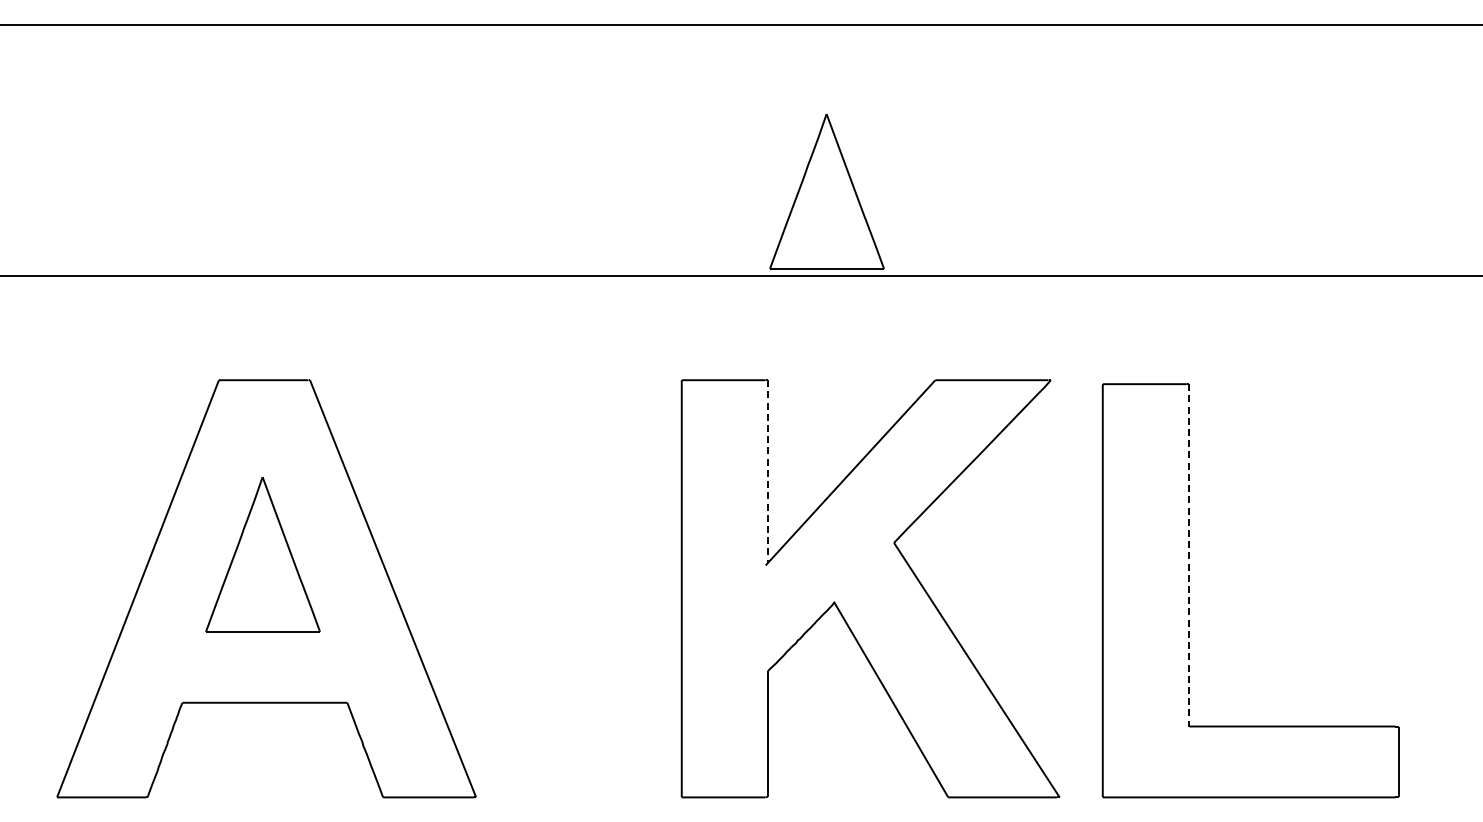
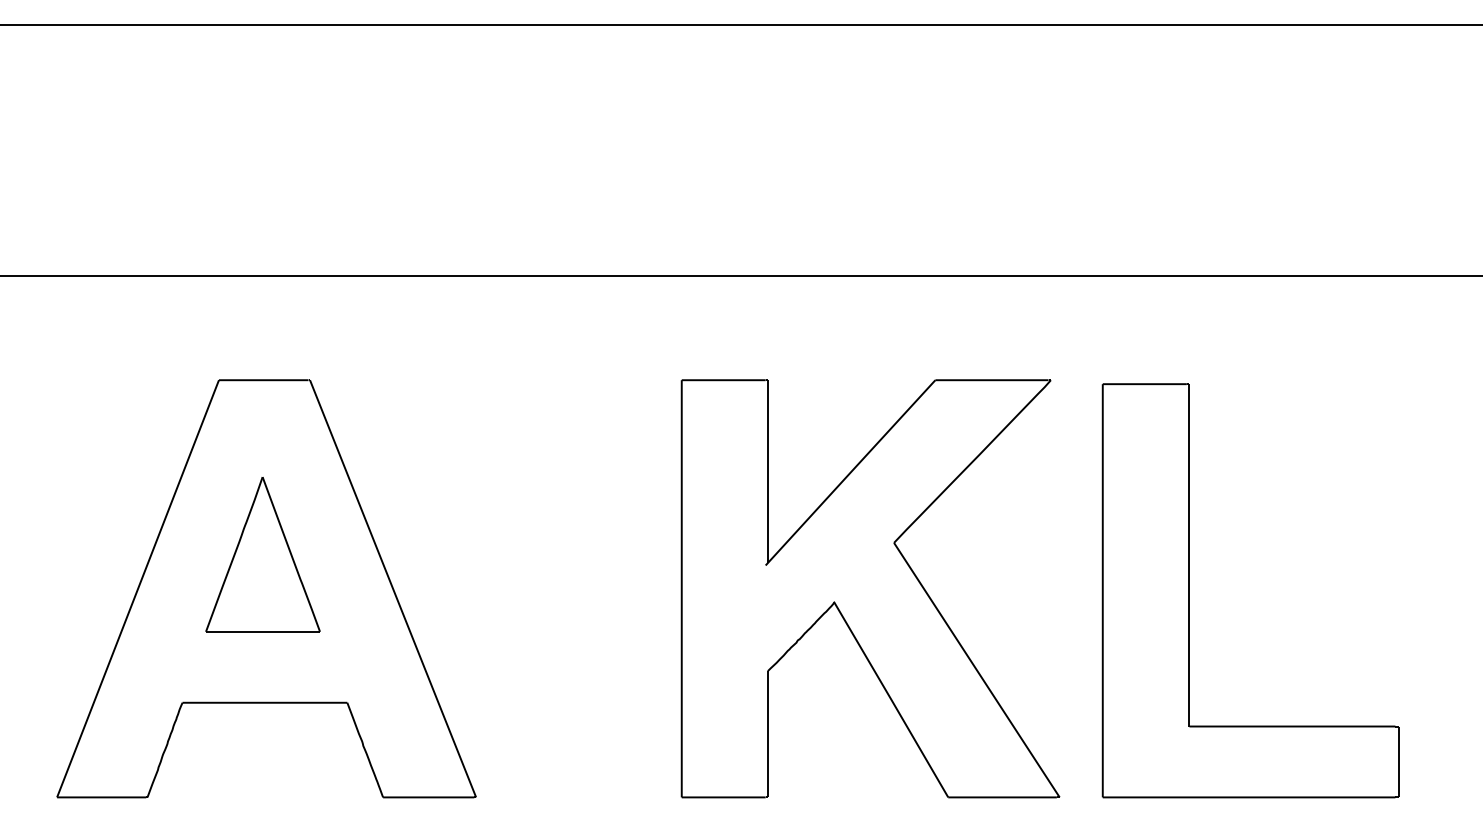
part: present -> none (826, 191)
line: dashed -> solid (767, 471)
line: dashed -> solid (1189, 555)
